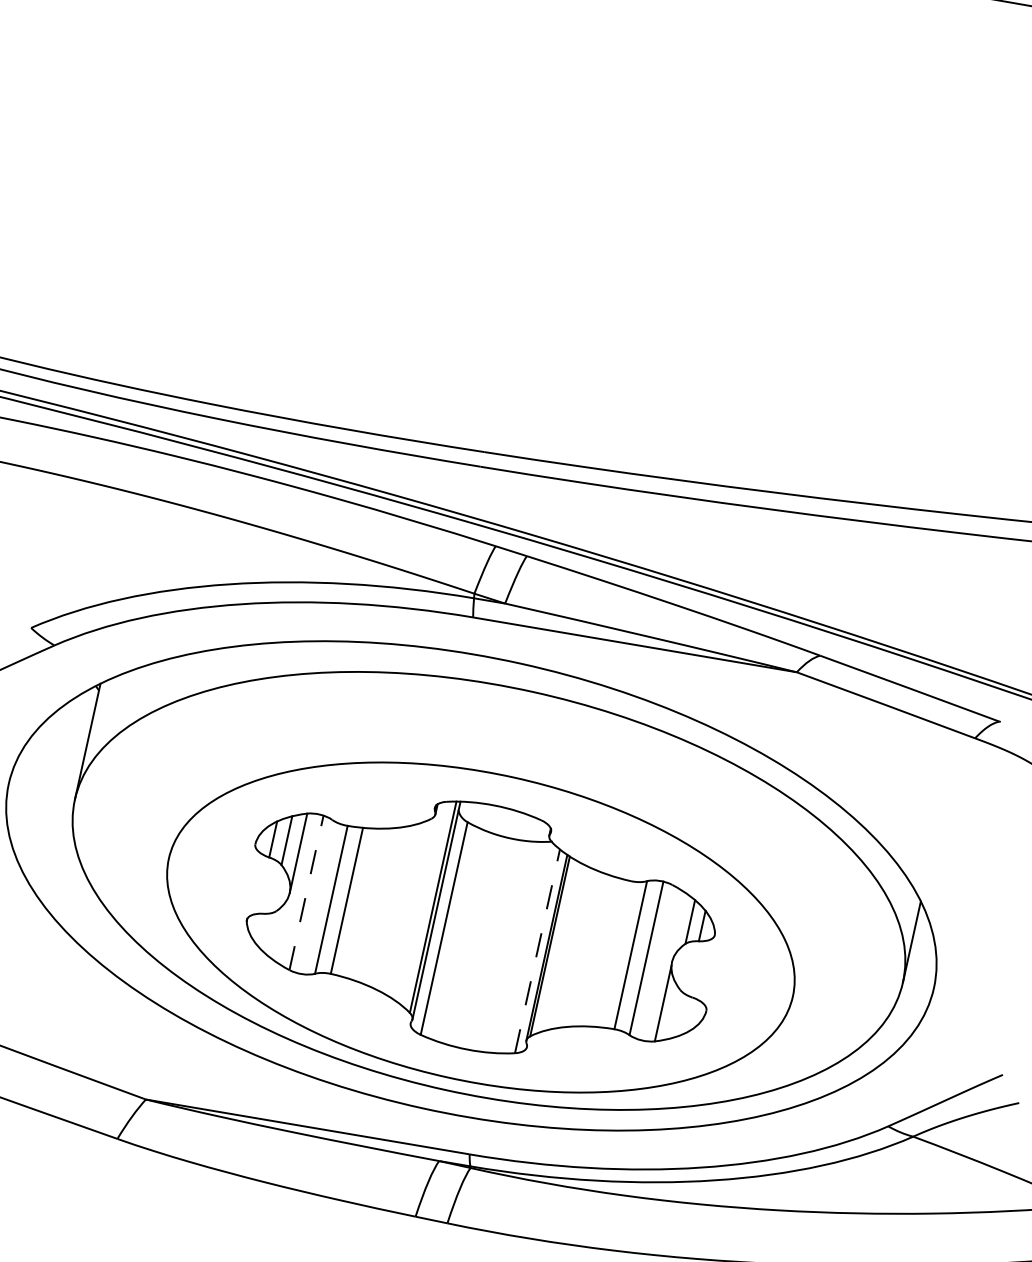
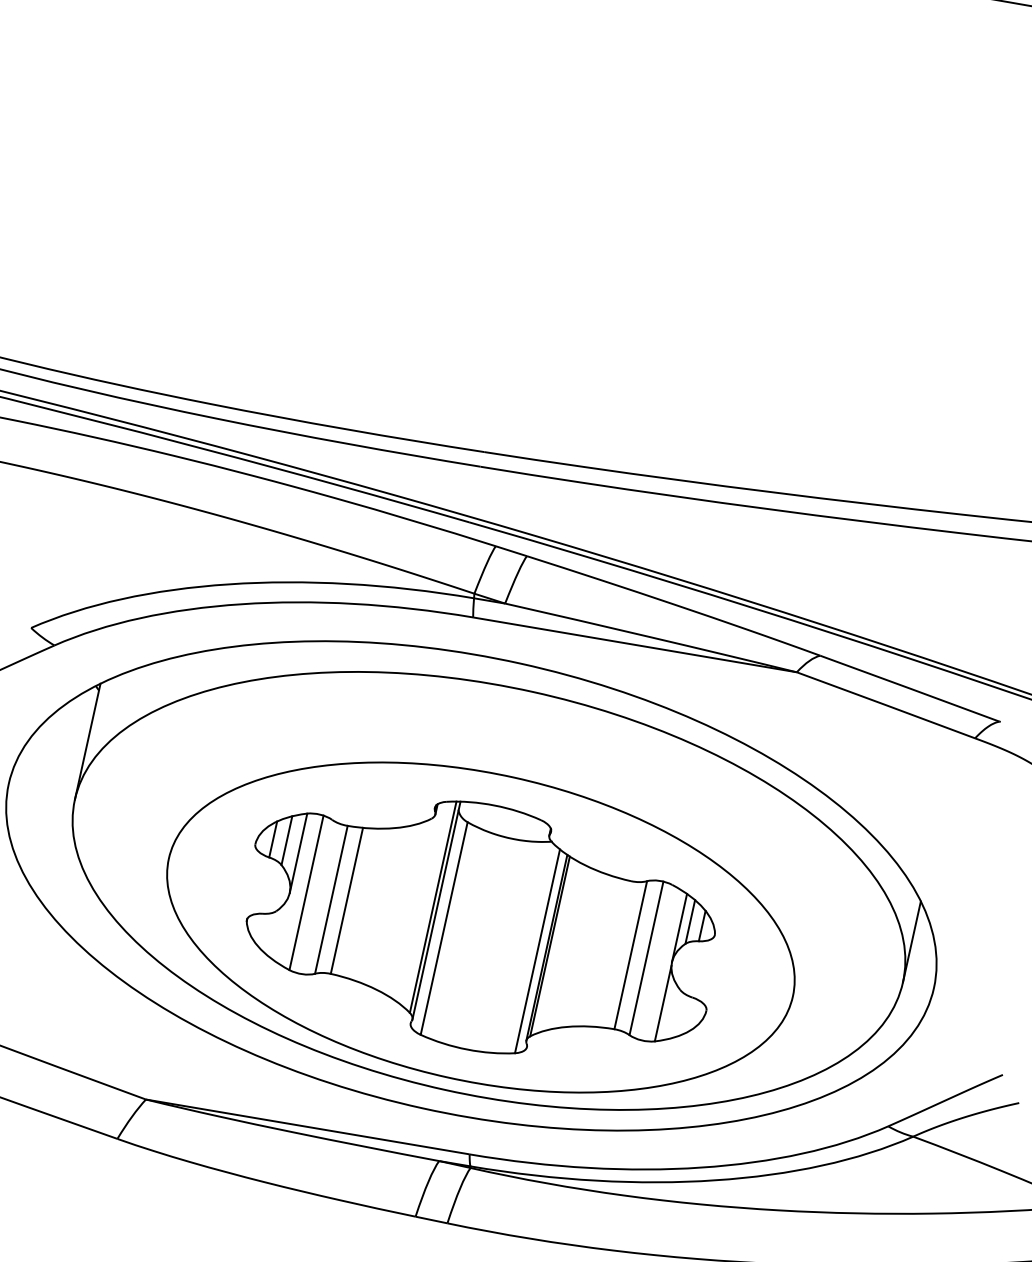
line: dashed -> solid (306, 892)
line: none -> present (679, 927)
line: dashed -> solid (537, 950)
